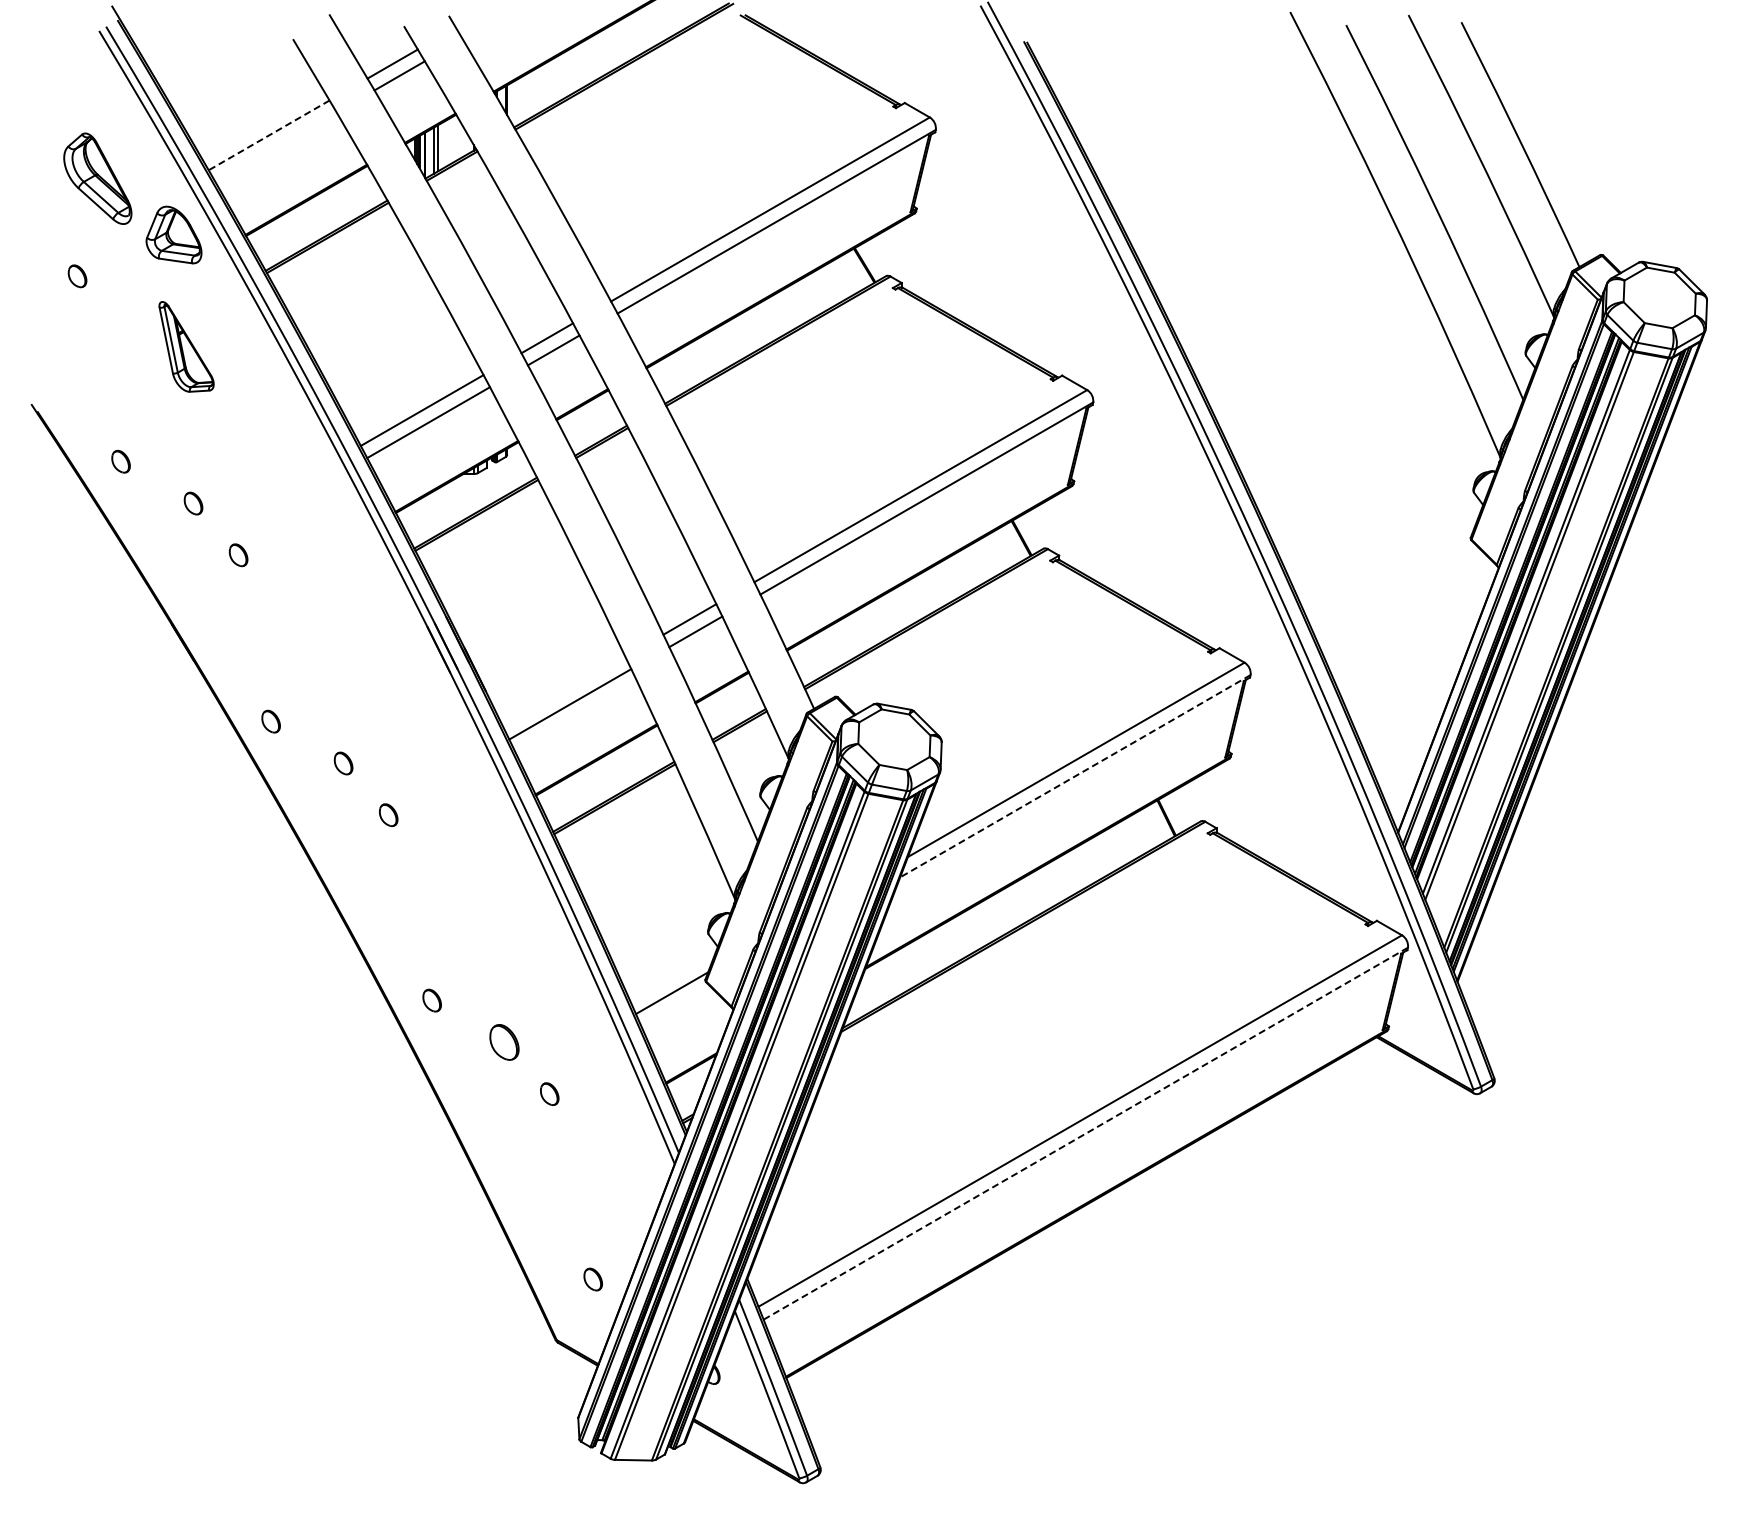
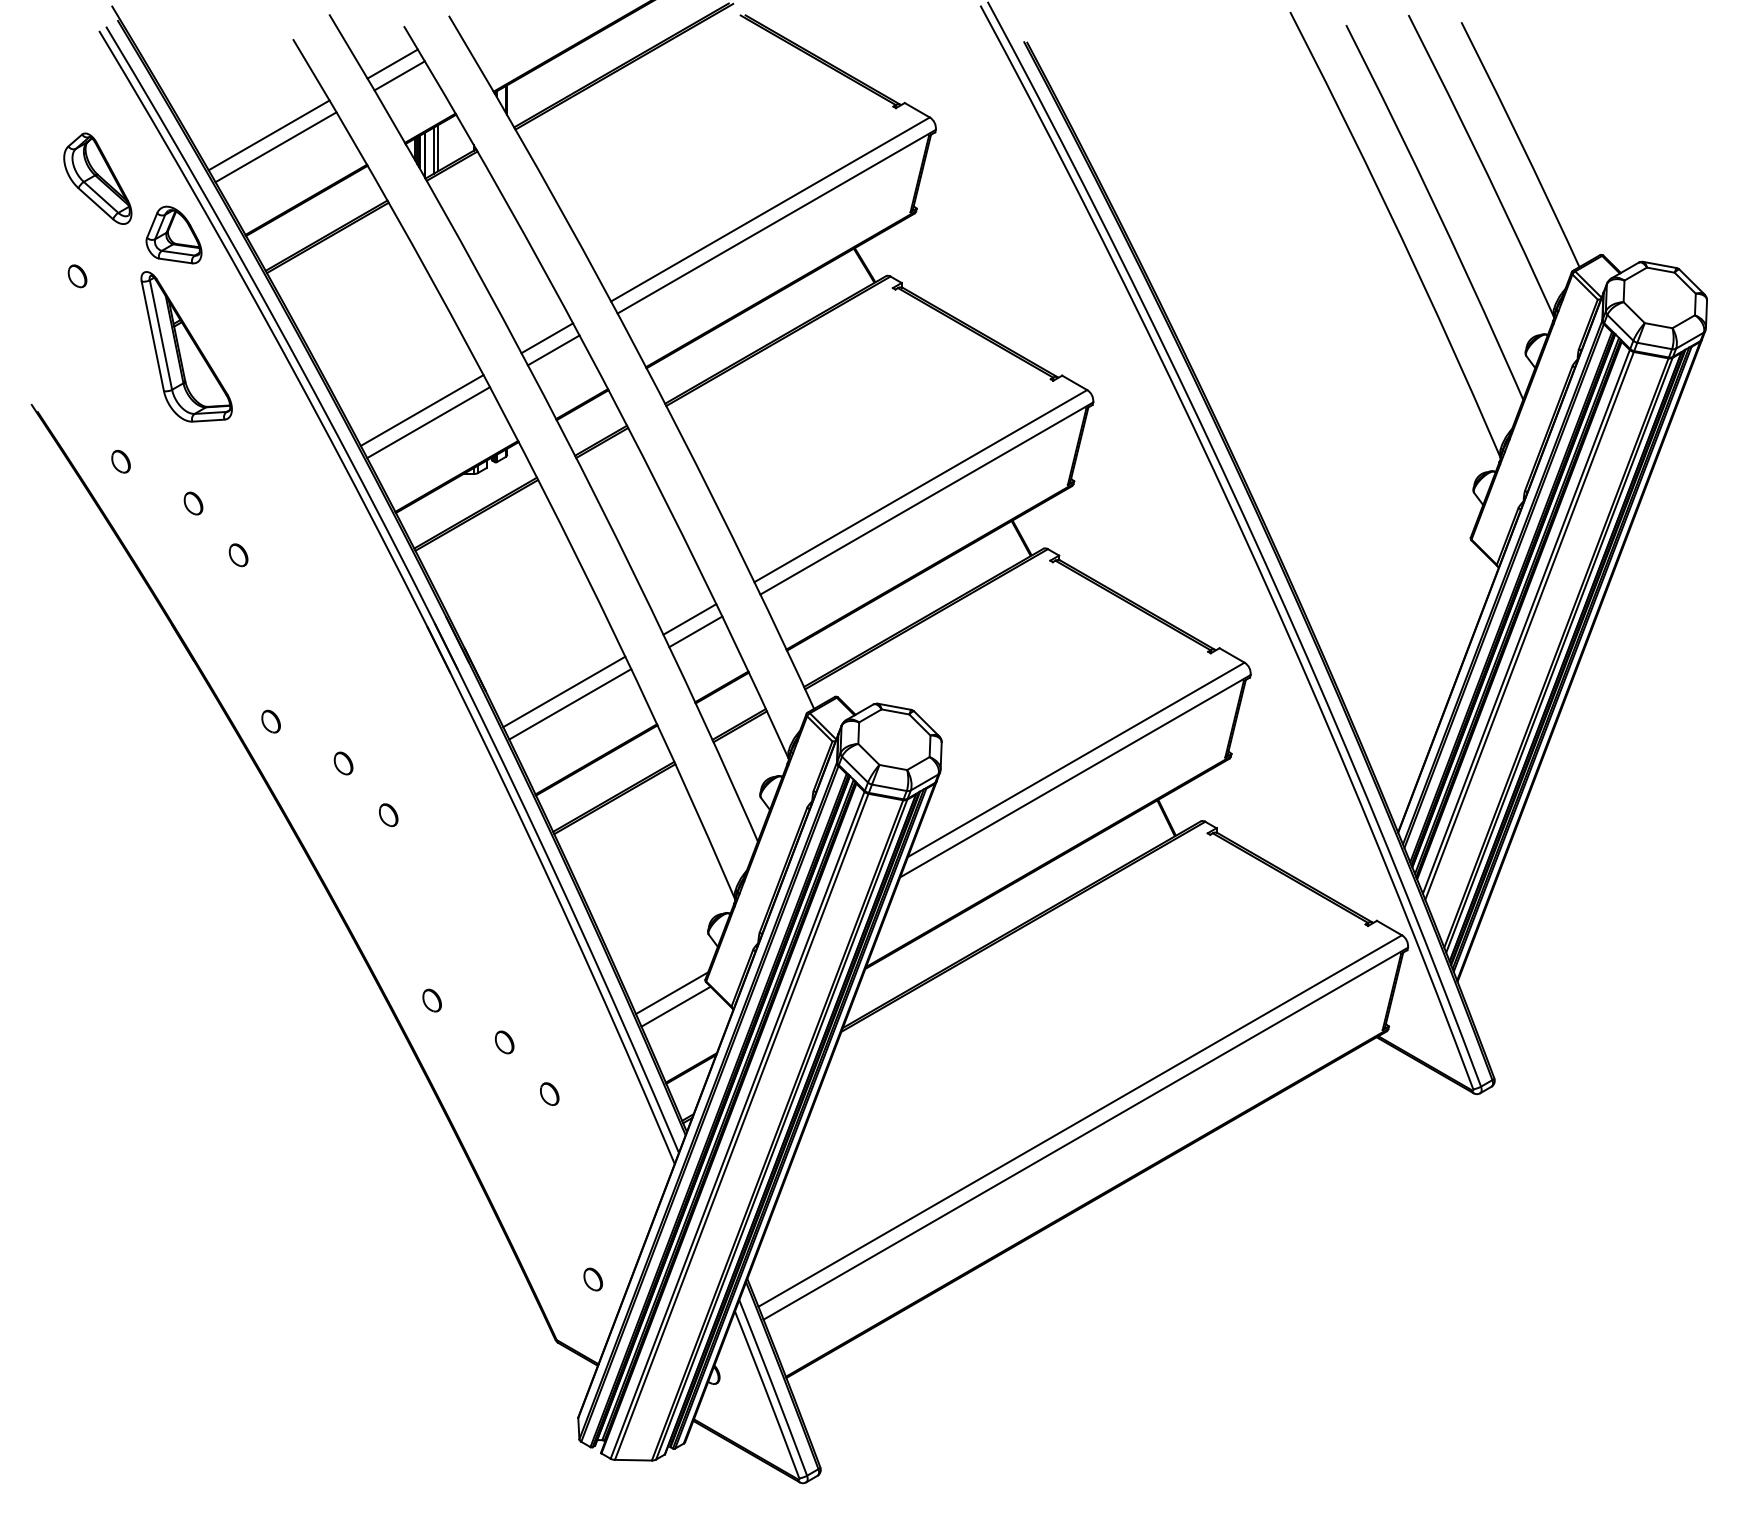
line: dashed -> solid (269, 135)
line: none -> present (275, 147)
part size: 57x92 px -> 93x152 px (186, 346)
line: none -> present (564, 691)
line: dashed -> solid (1074, 776)
line: none -> present (675, 1006)
part size: 31x37 px -> 20x25 px (504, 1042)
line: dashed -> solid (1085, 1133)
